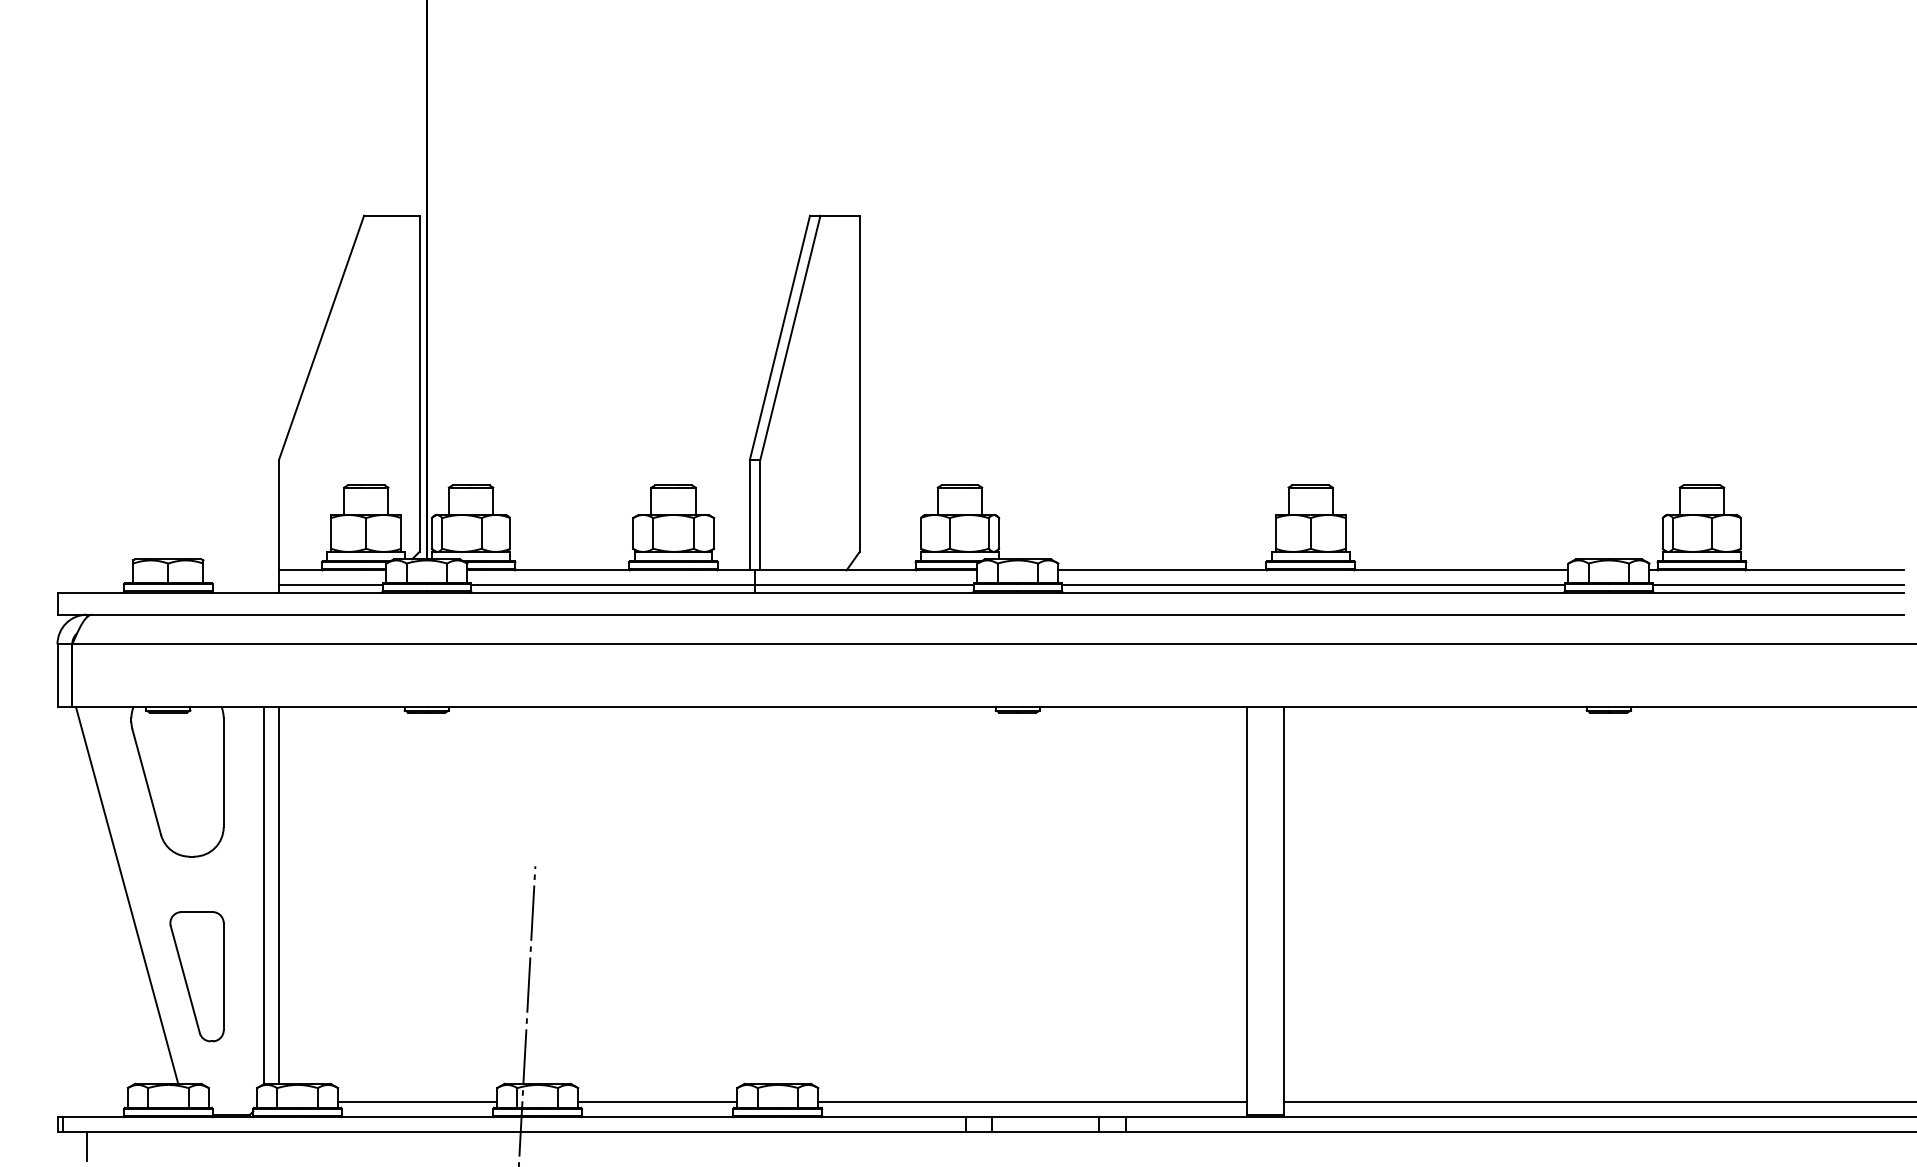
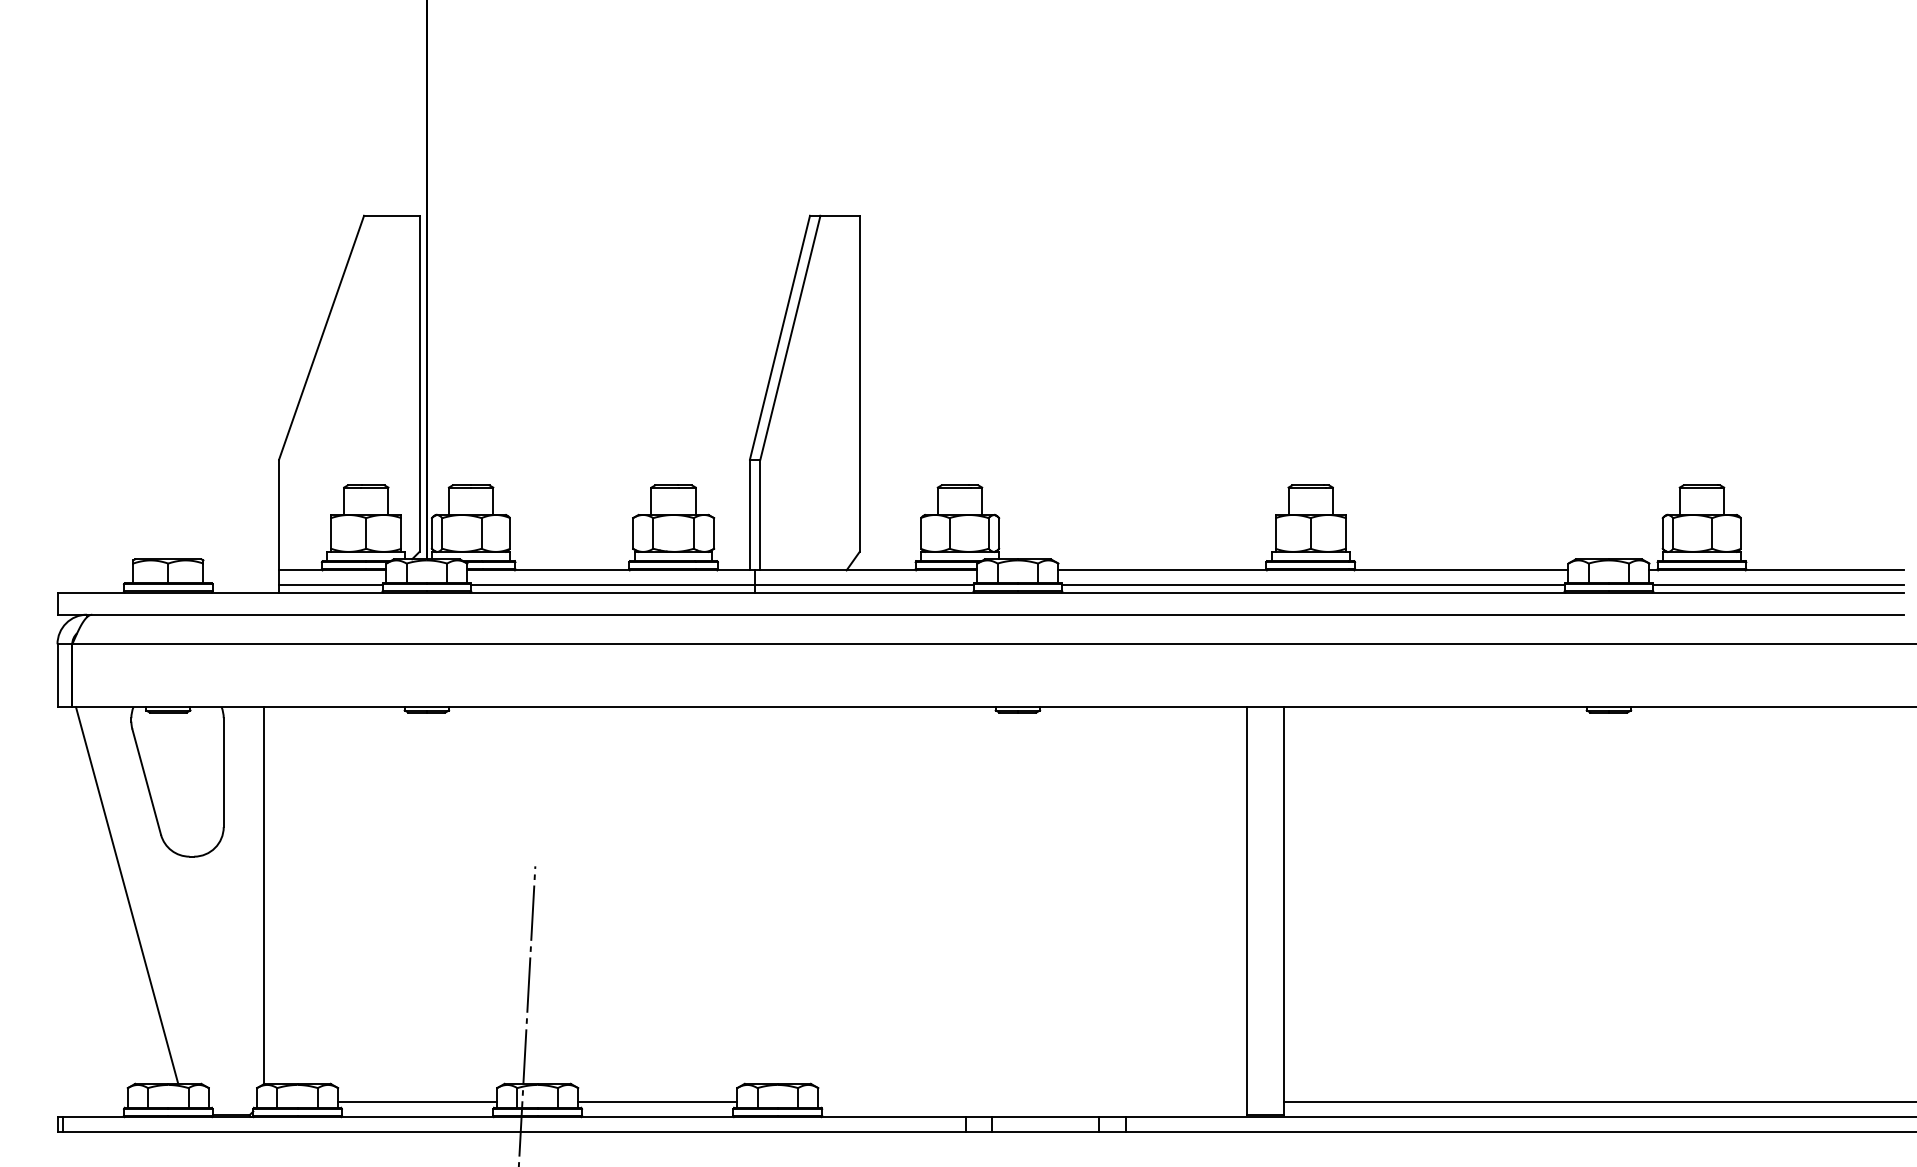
line: present -> none (279, 895)
part: present -> none (196, 976)
line: present -> none (1032, 1102)
line: present -> none (87, 1146)
